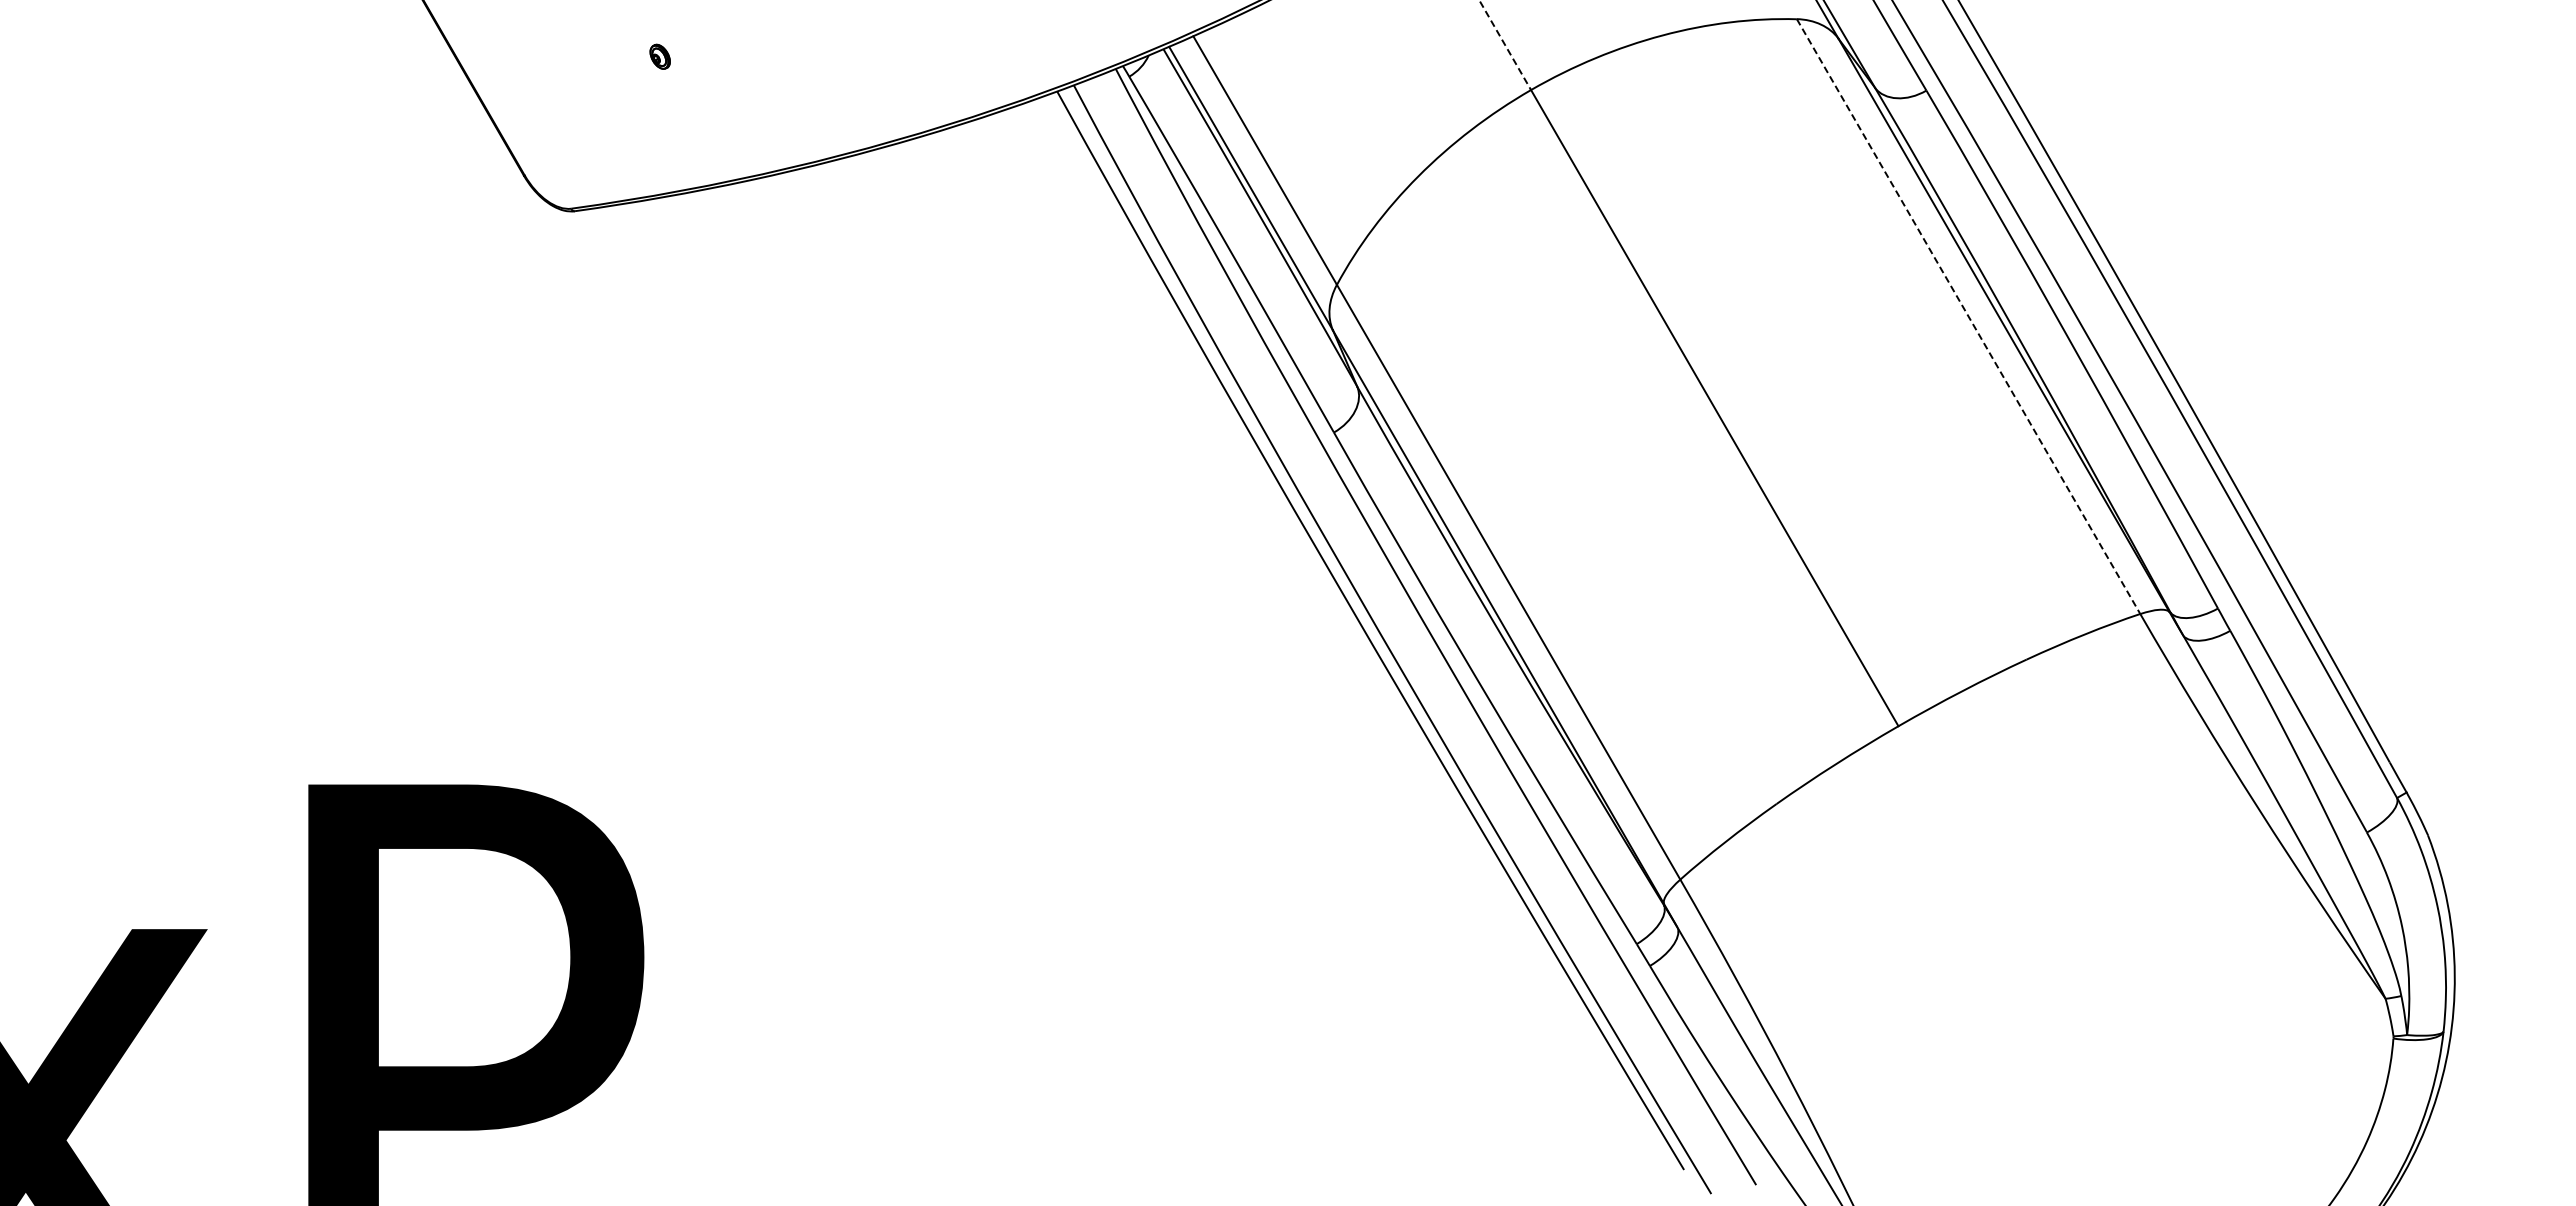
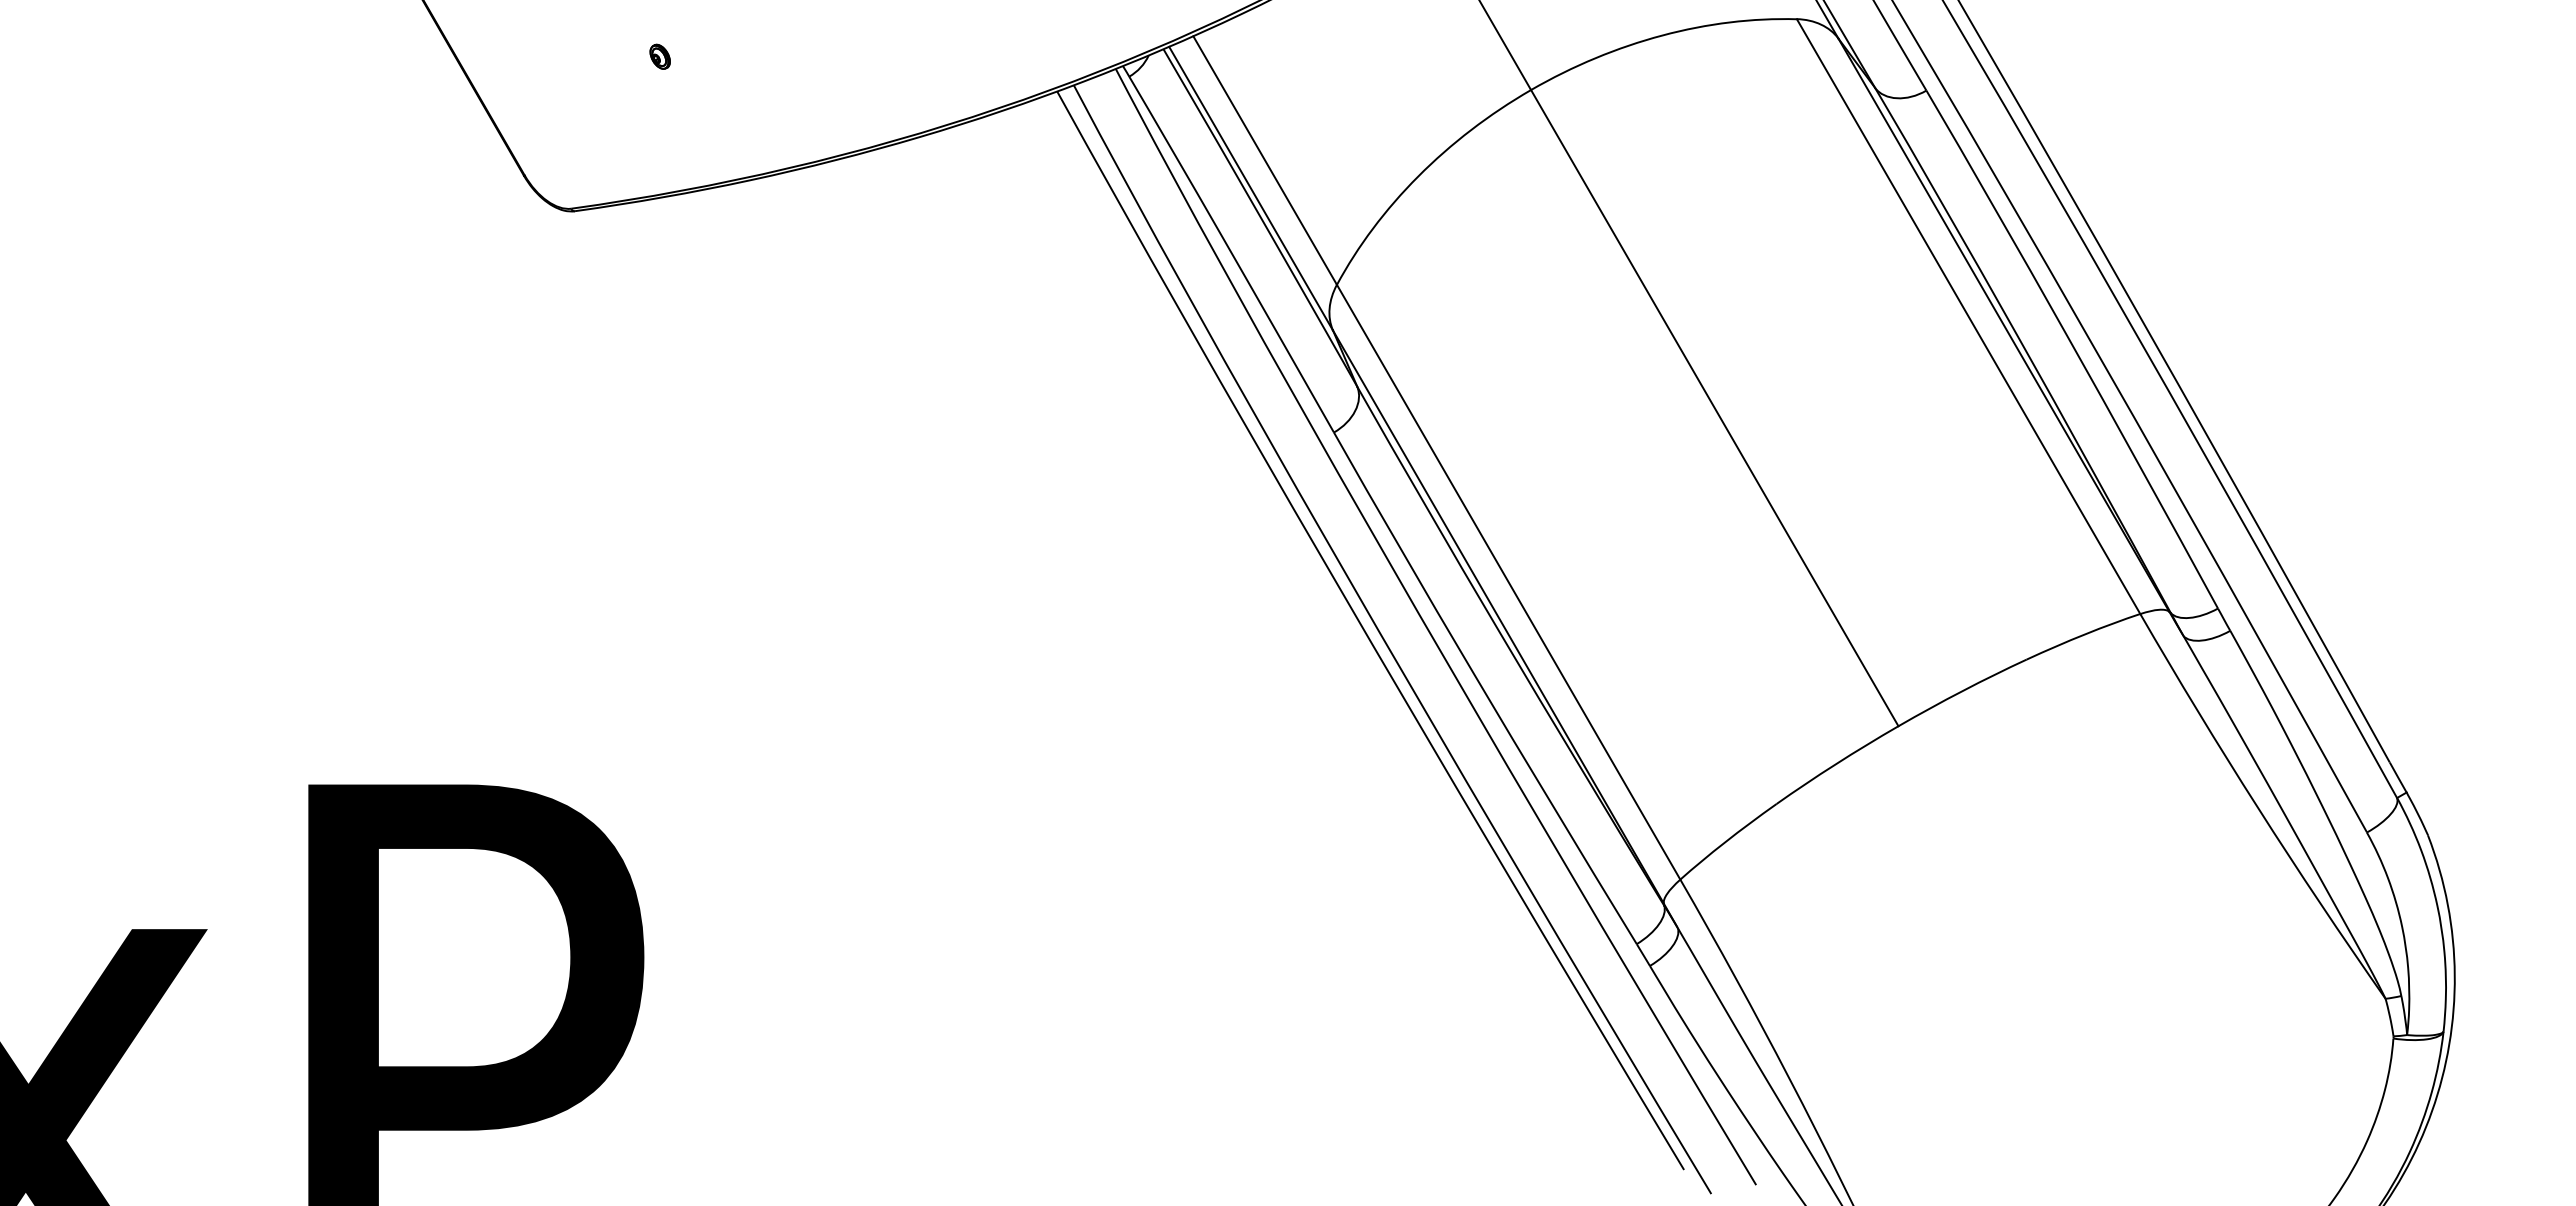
line: dashed -> solid (1505, 45)
line: dashed -> solid (1968, 317)
